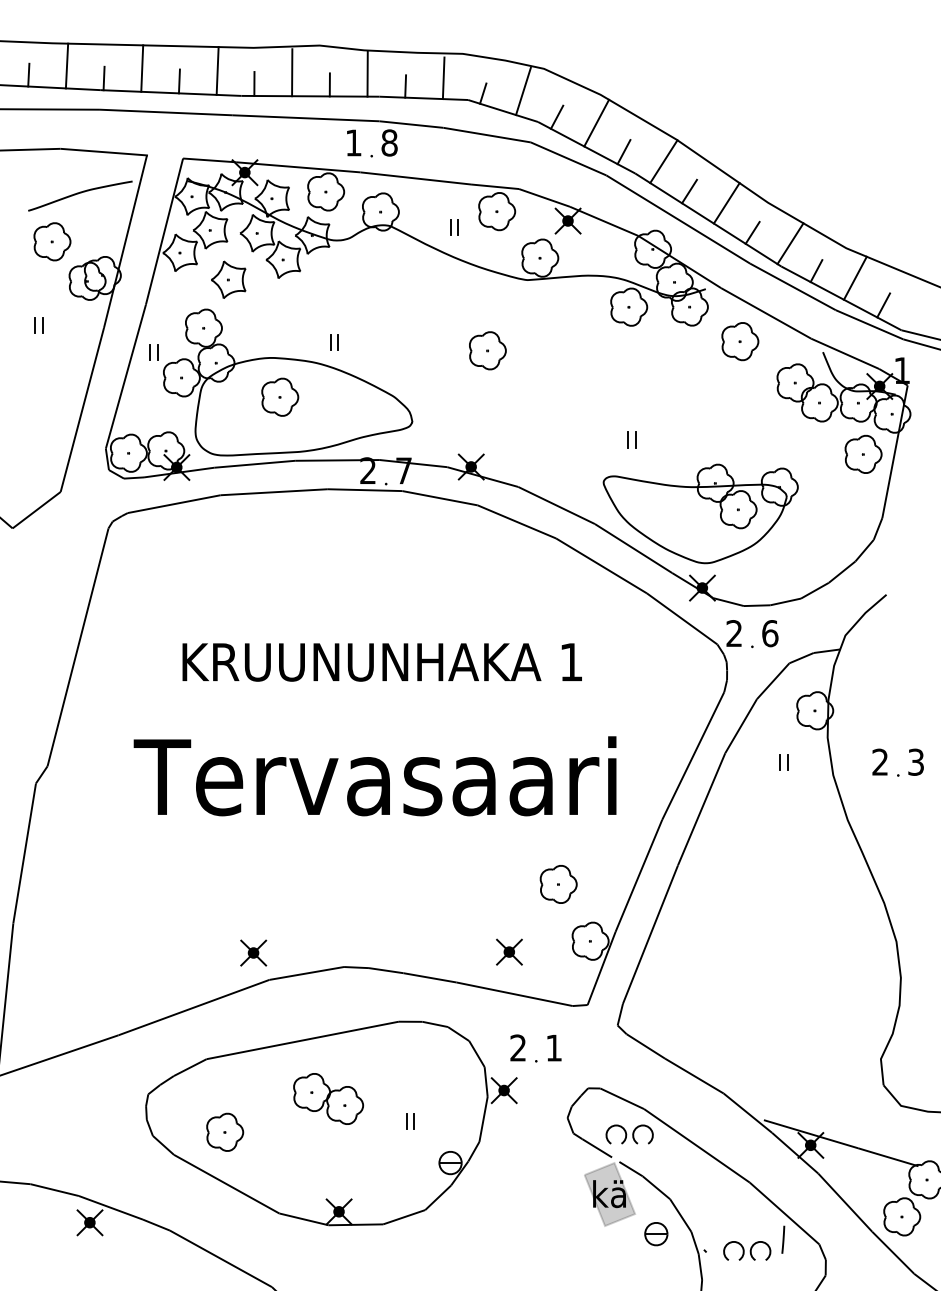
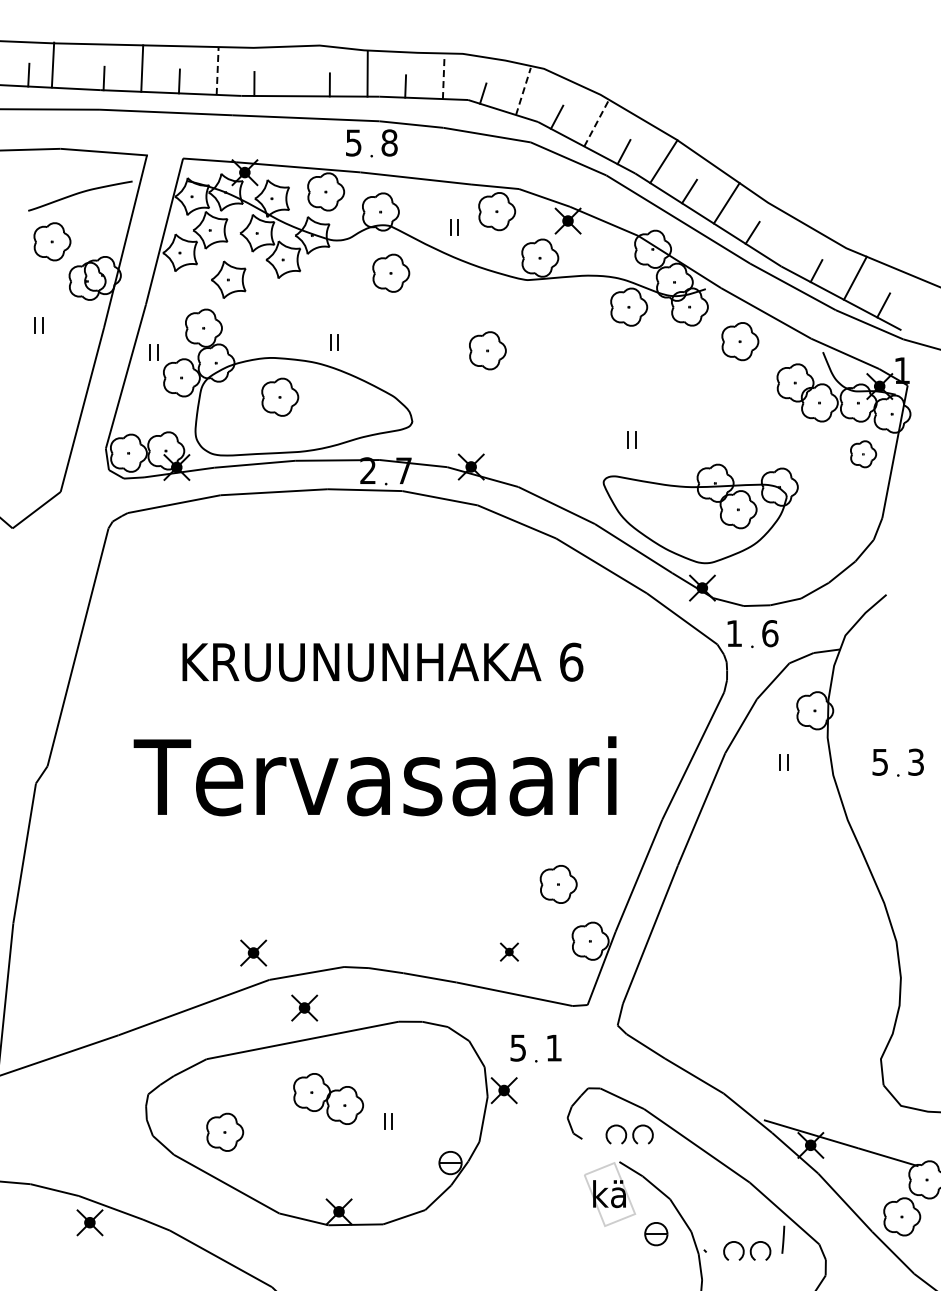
line position: (66, 65) -> (52, 64) (52, 64)
line: solid -> dashed (217, 70)
line: present -> none (292, 72)
line: solid -> dashed (443, 78)
line: solid -> dashed (523, 91)
line: solid -> dashed (596, 122)
text: 1 -> 5 (353, 142)
line: present -> none (790, 243)
part: none -> present (391, 272)
line: present -> none (919, 334)
part size: 39x40 px -> 28x29 px (863, 454)
text: 2 -> 1 (733, 633)
text: 1 -> 6 (571, 661)
text: 2 -> 5 (879, 761)
part size: 27x28 px -> 20x20 px (508, 951)
part: none -> present (304, 1007)
text: 2 -> 5 (517, 1047)
part position: (410, 1121) -> (388, 1121) (388, 1121)
line: present -> none (597, 1148)
fill: present -> none (609, 1194)
